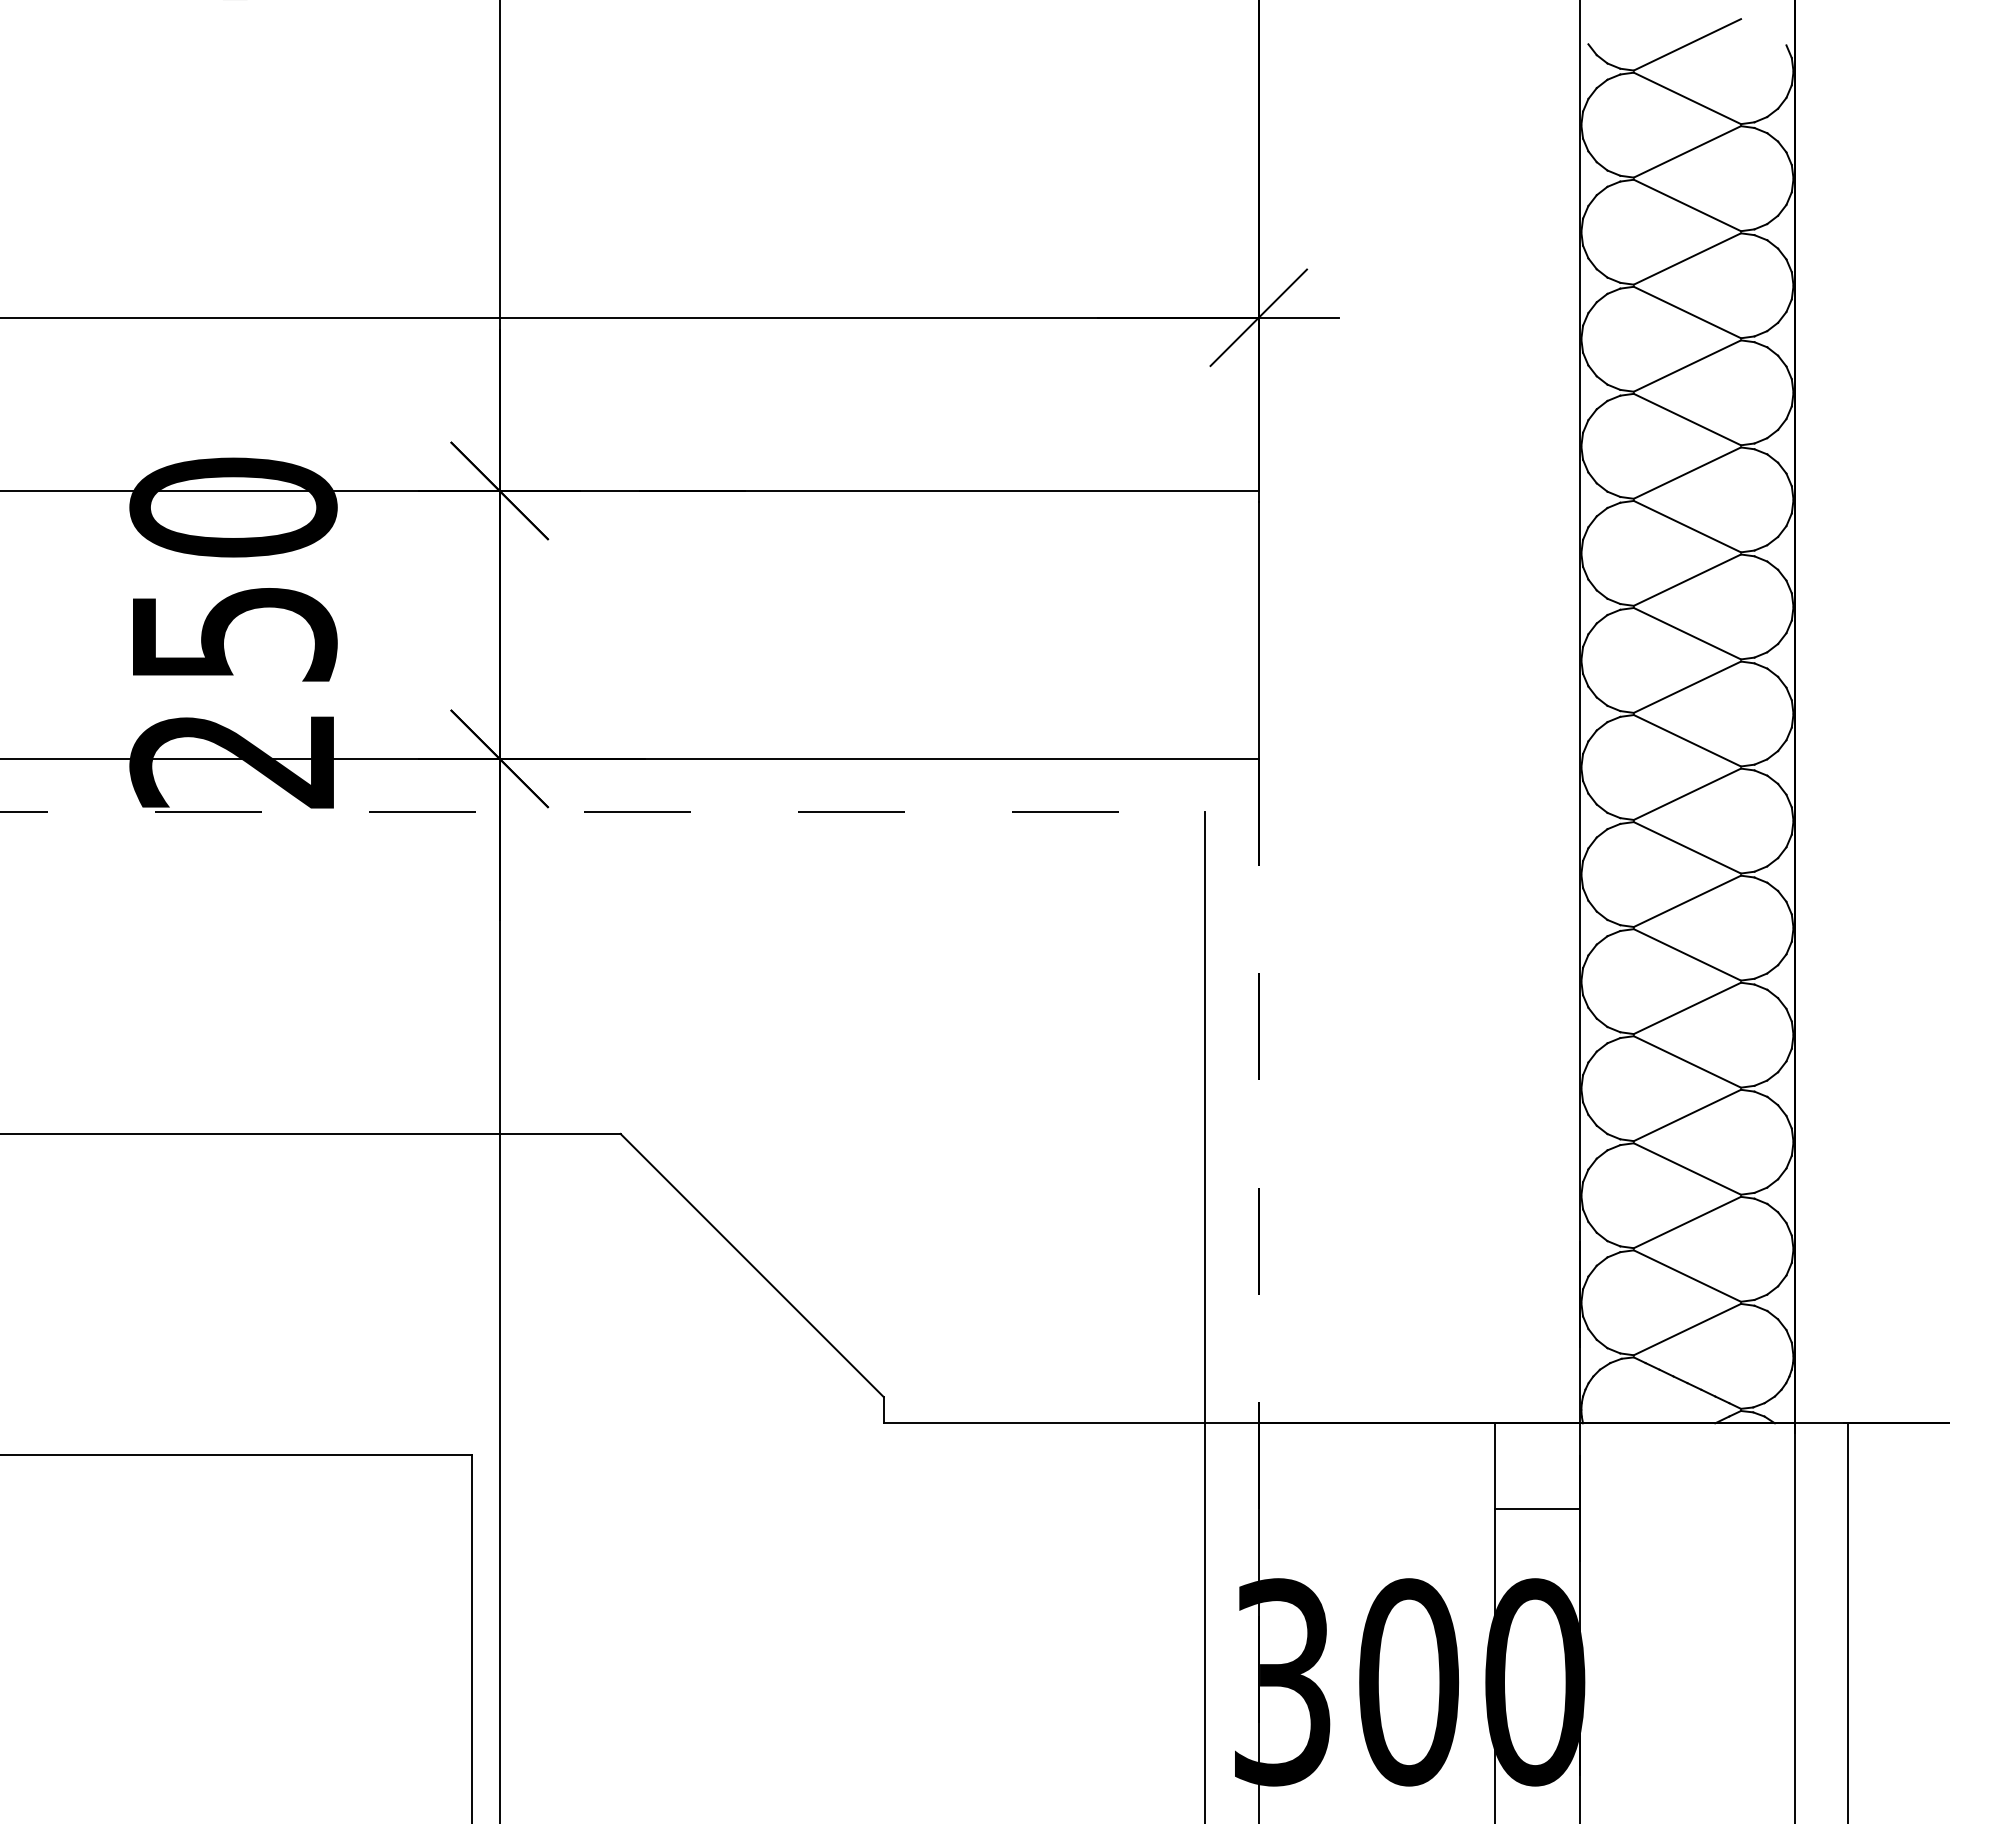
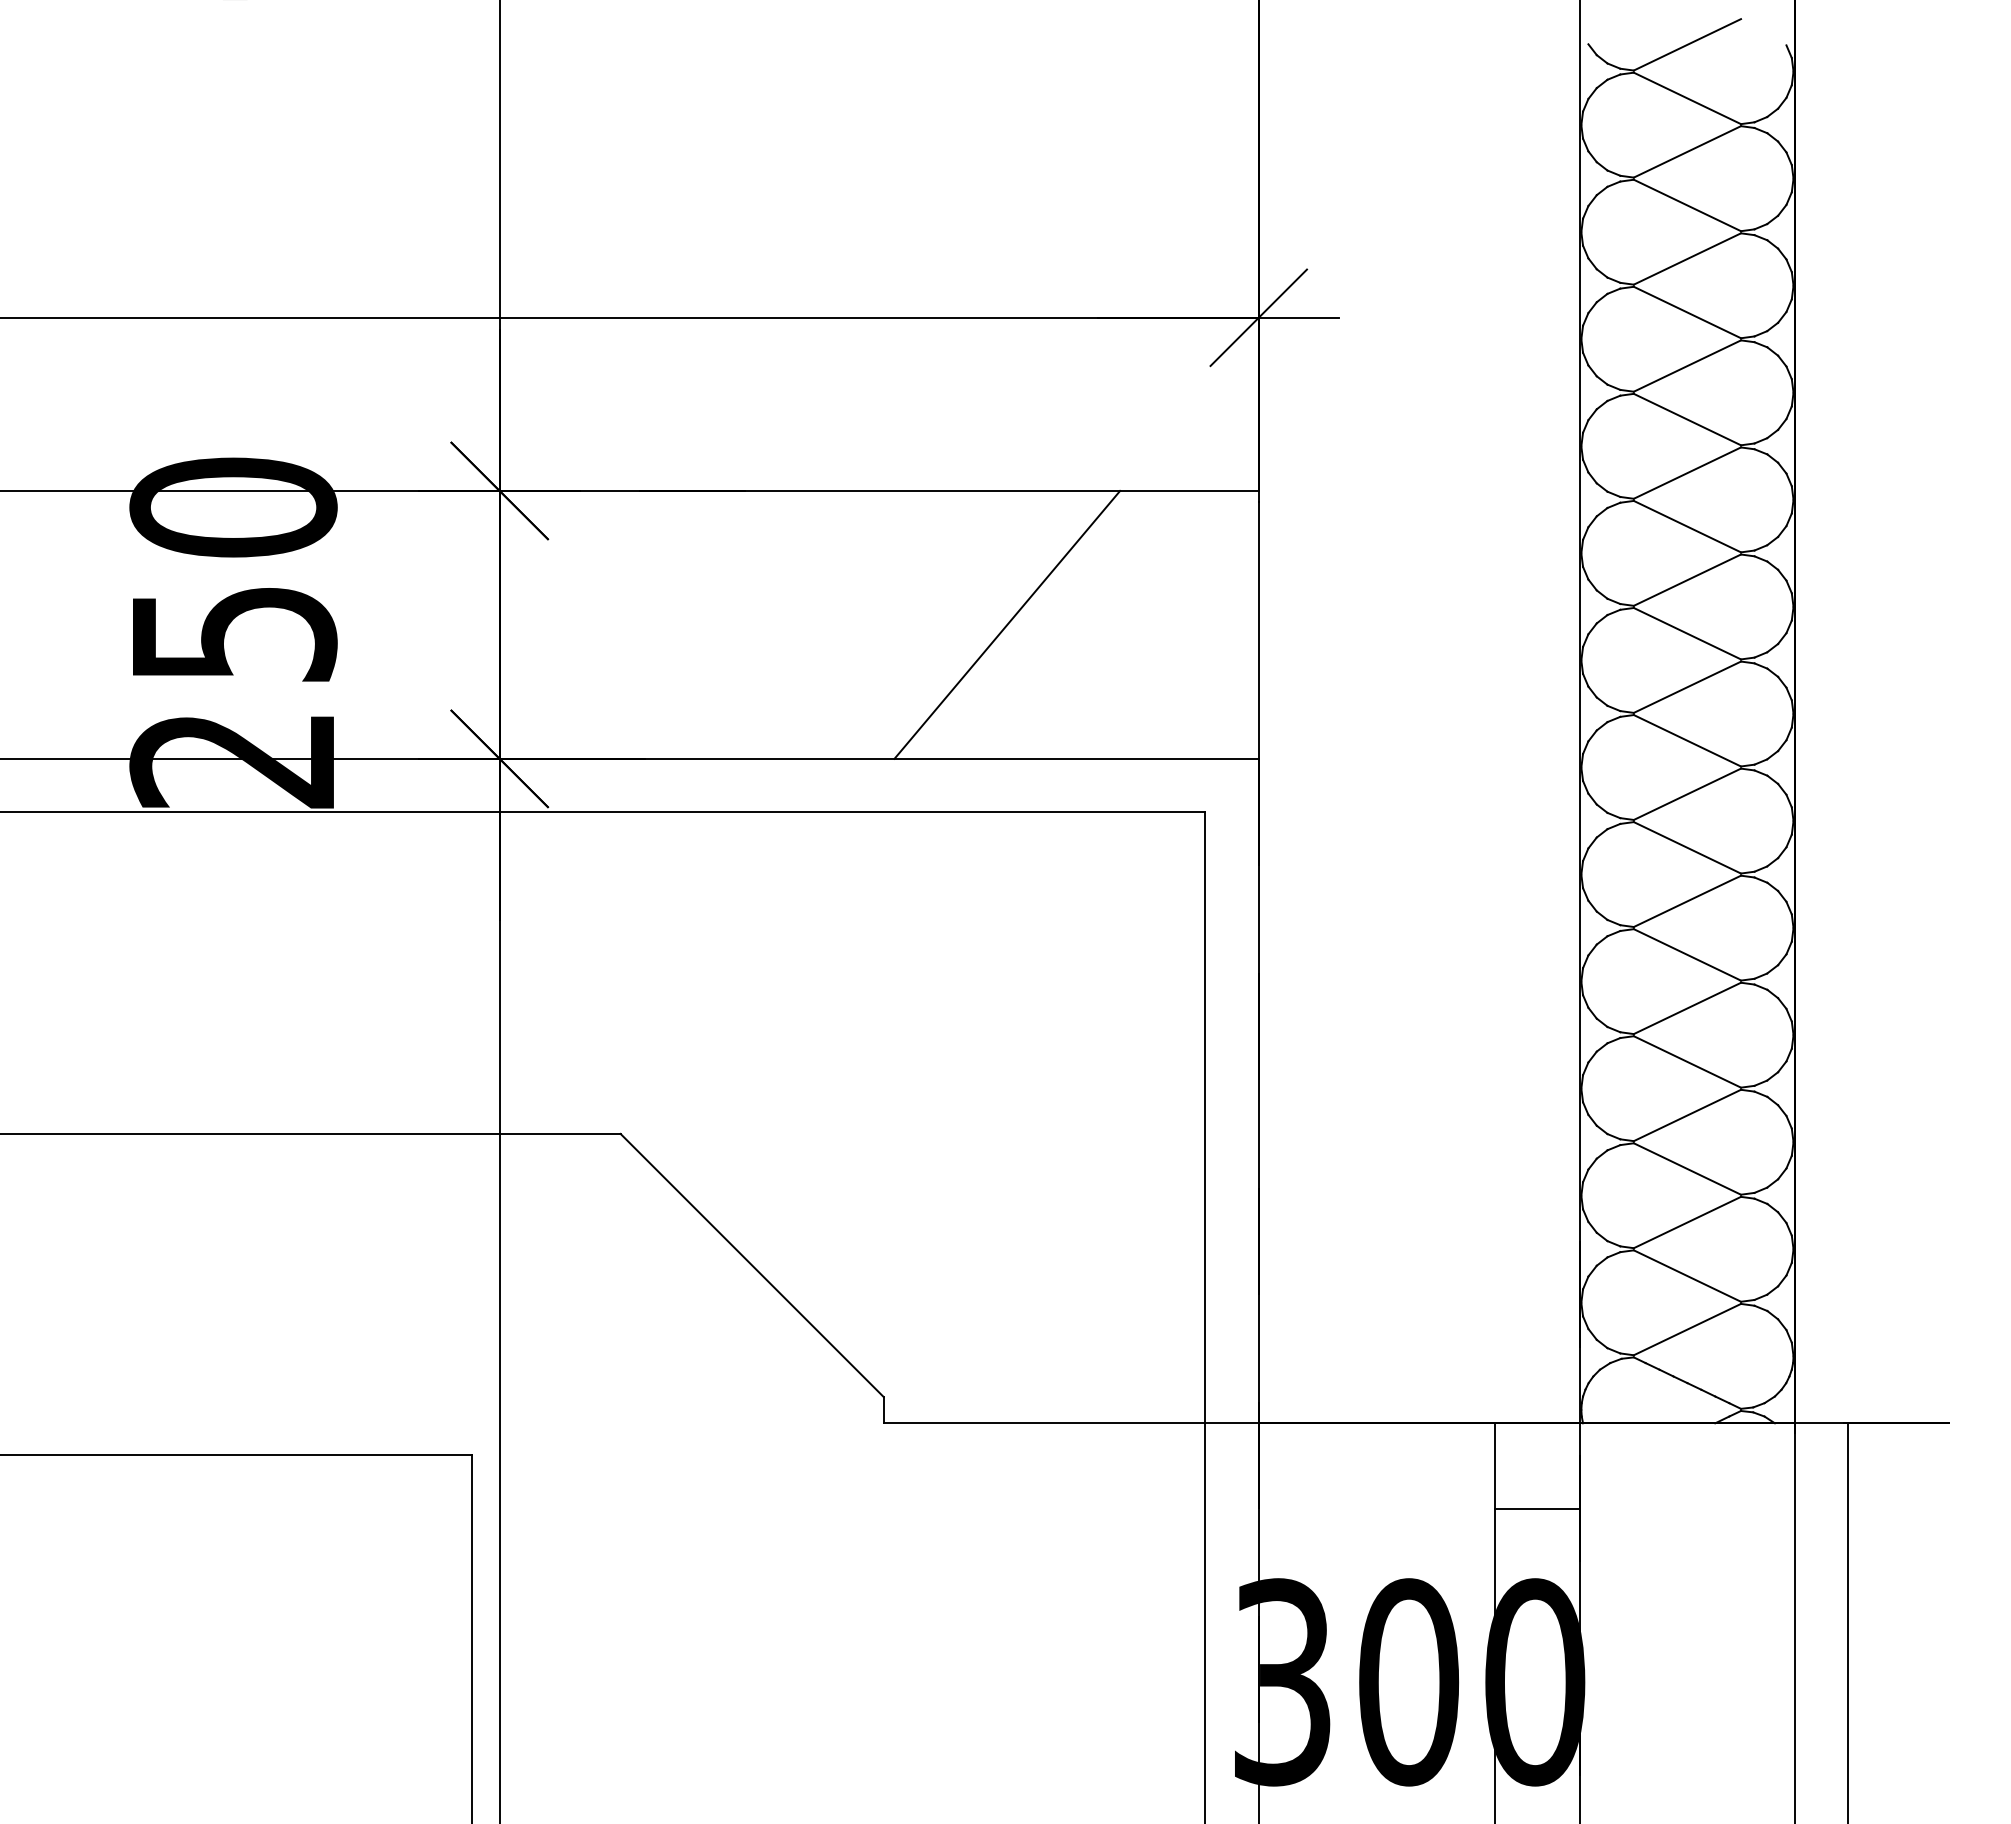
line: none -> present (1007, 624)
line: dashed -> solid (603, 812)
line: dashed -> solid (1258, 1091)
